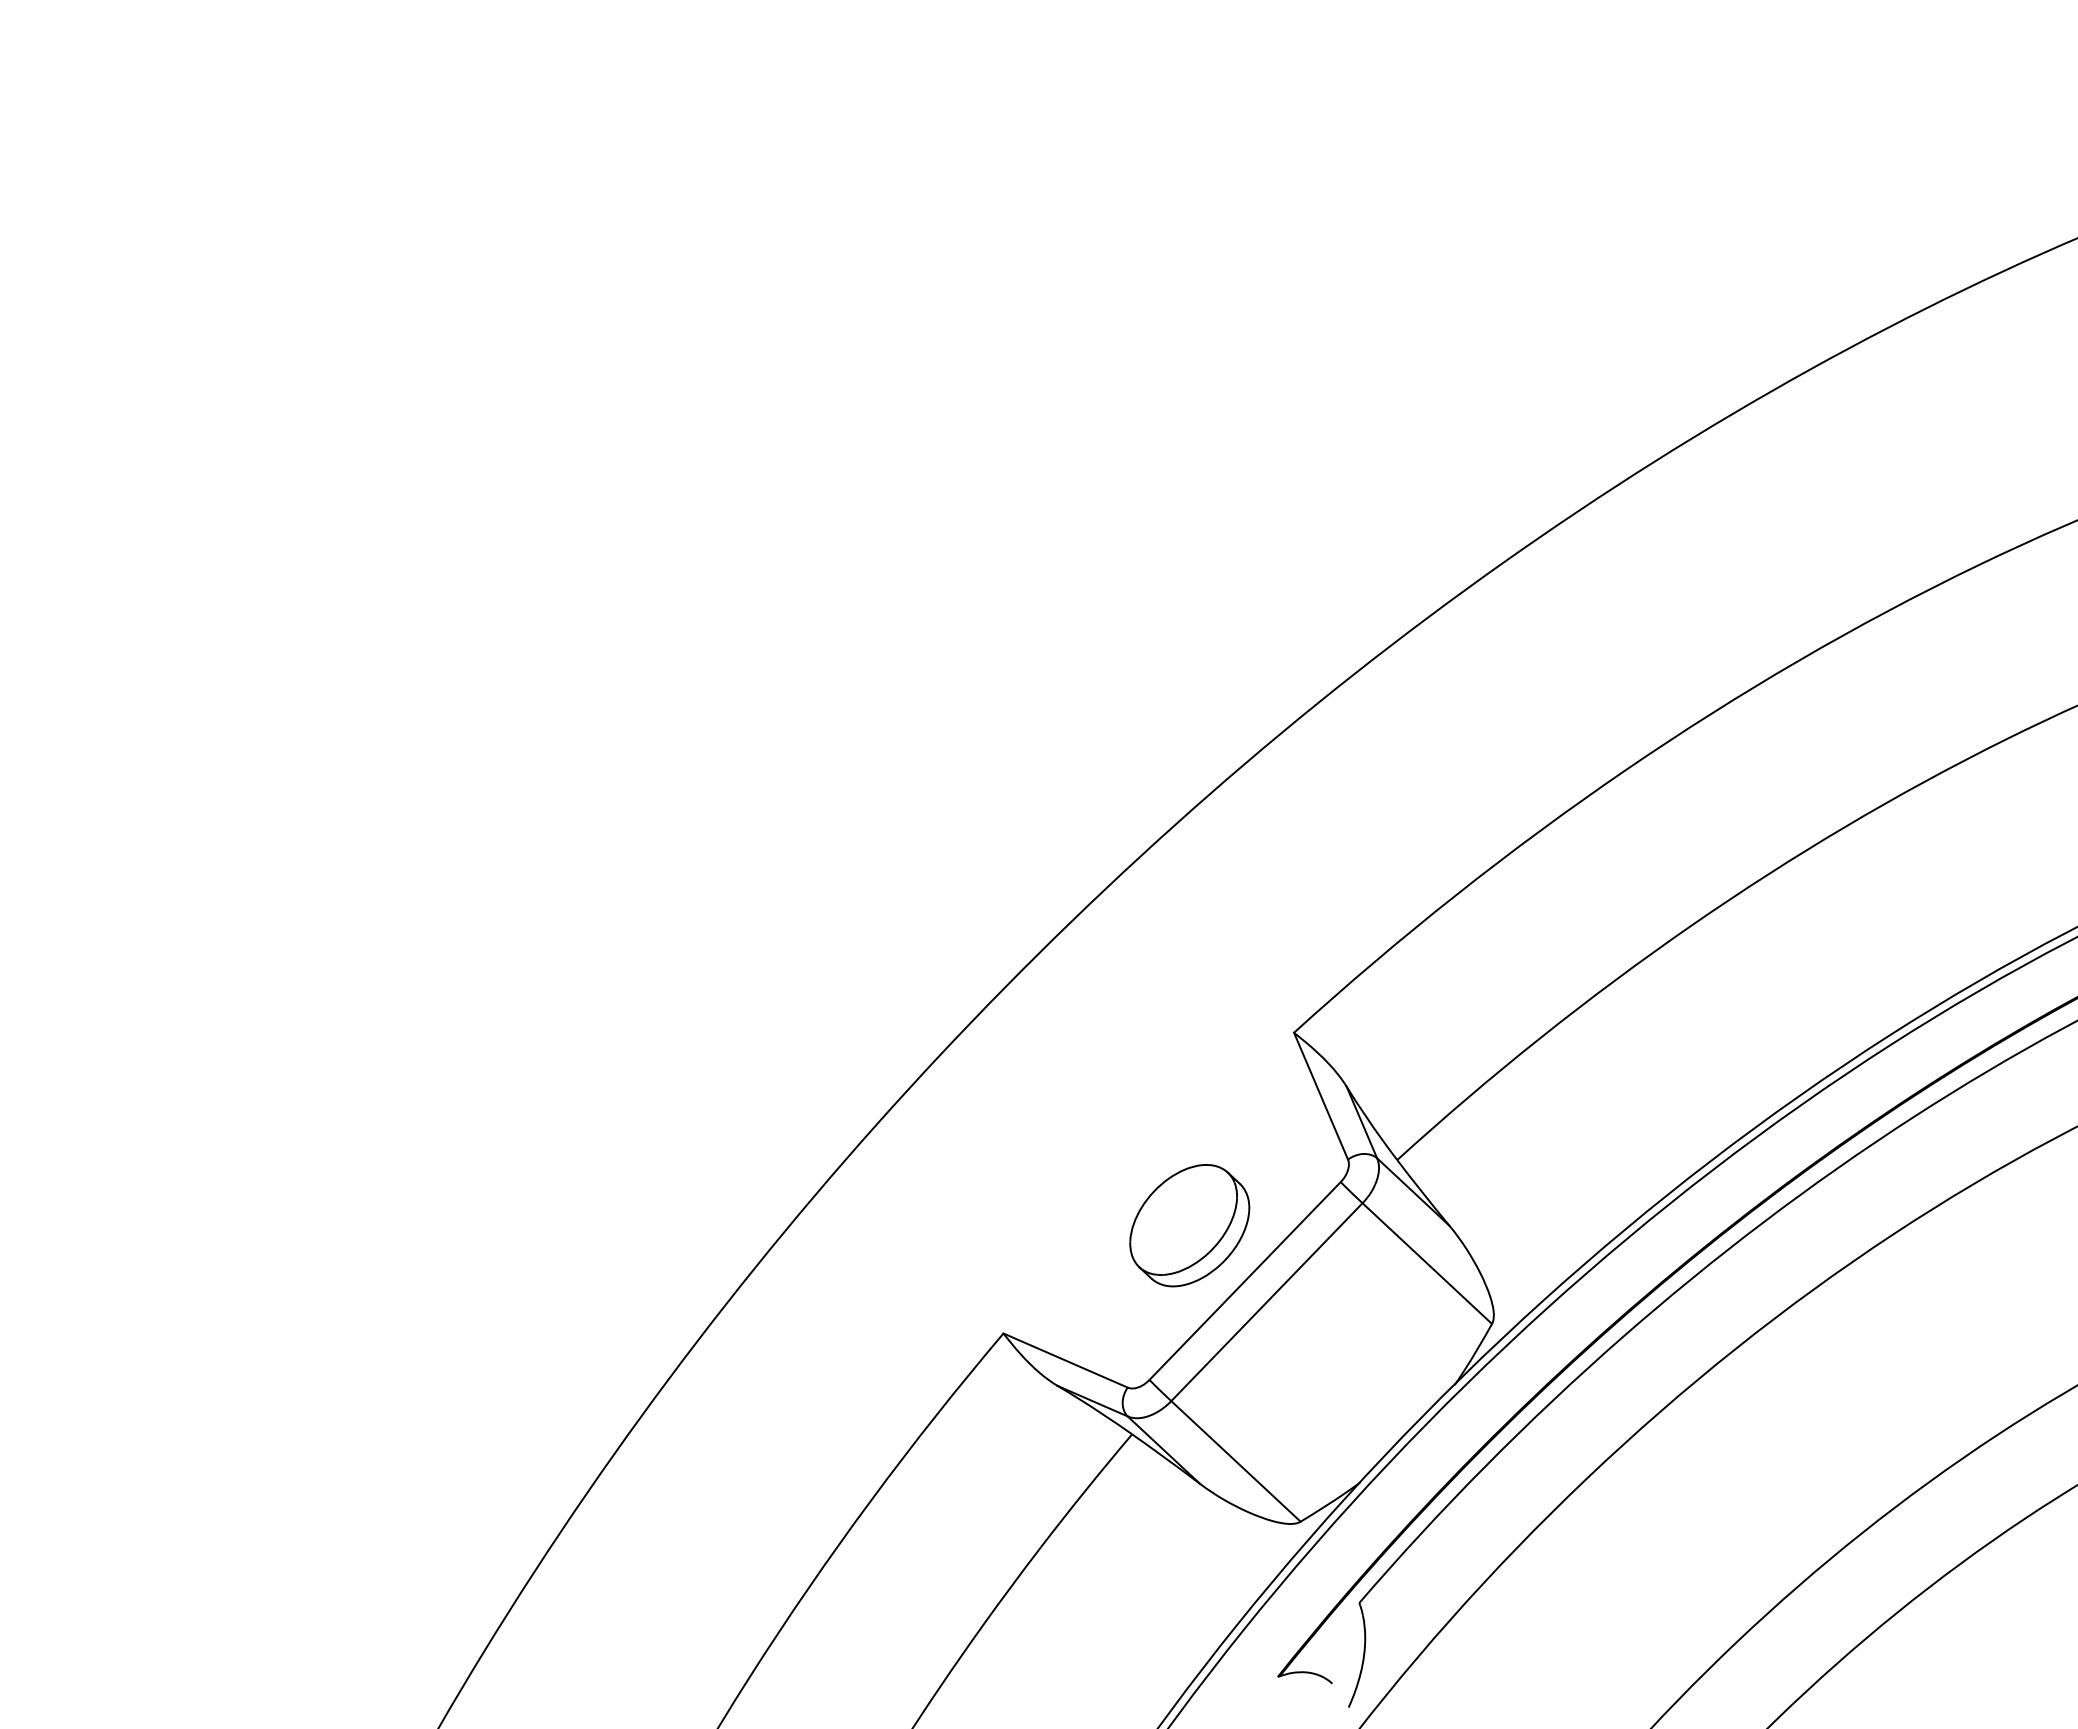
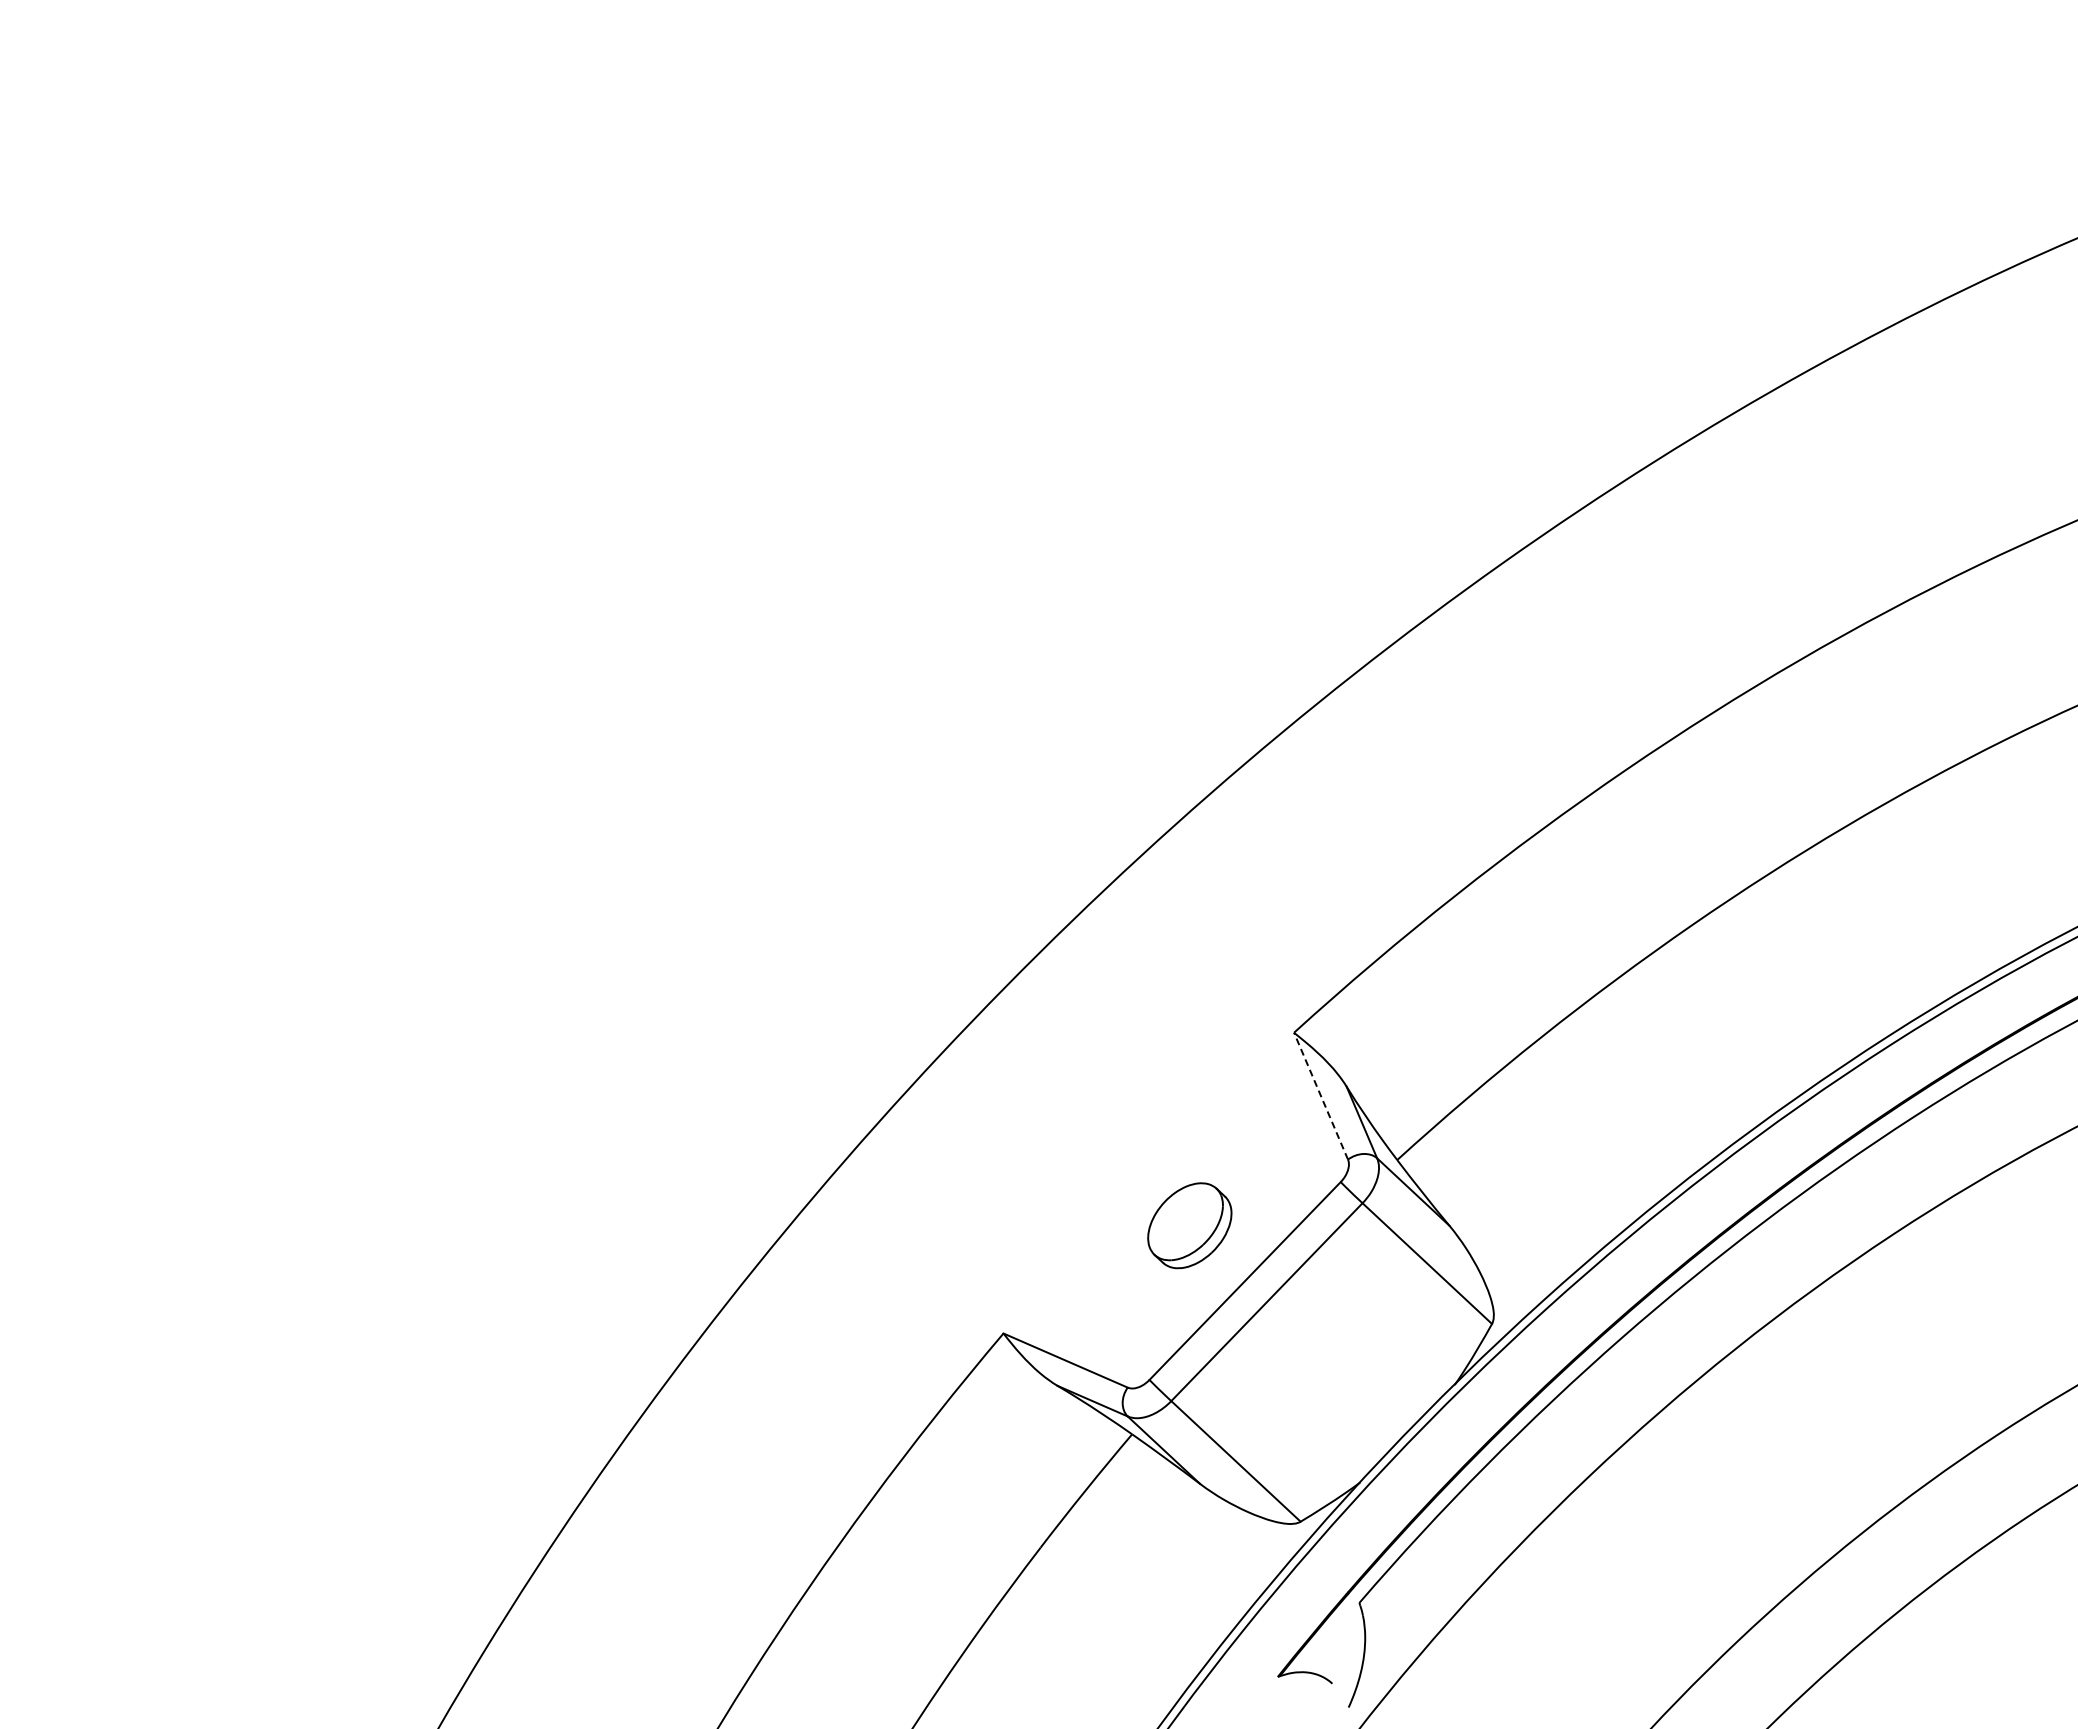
line: solid -> dashed (1321, 1096)
part size: 122x124 px -> 86x88 px (1189, 1225)
